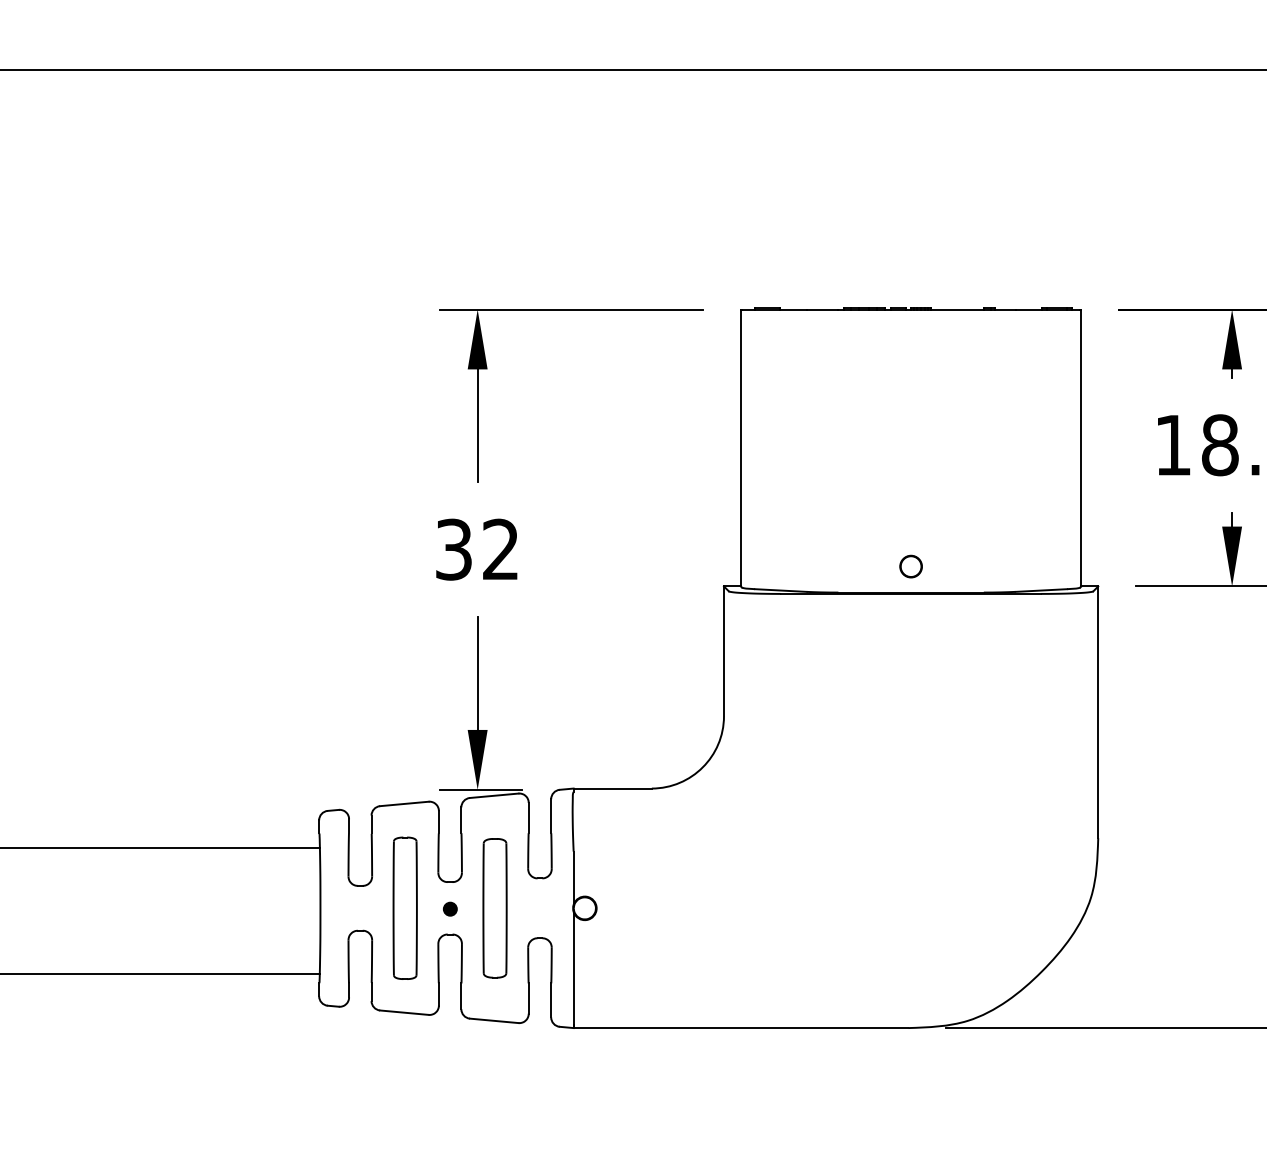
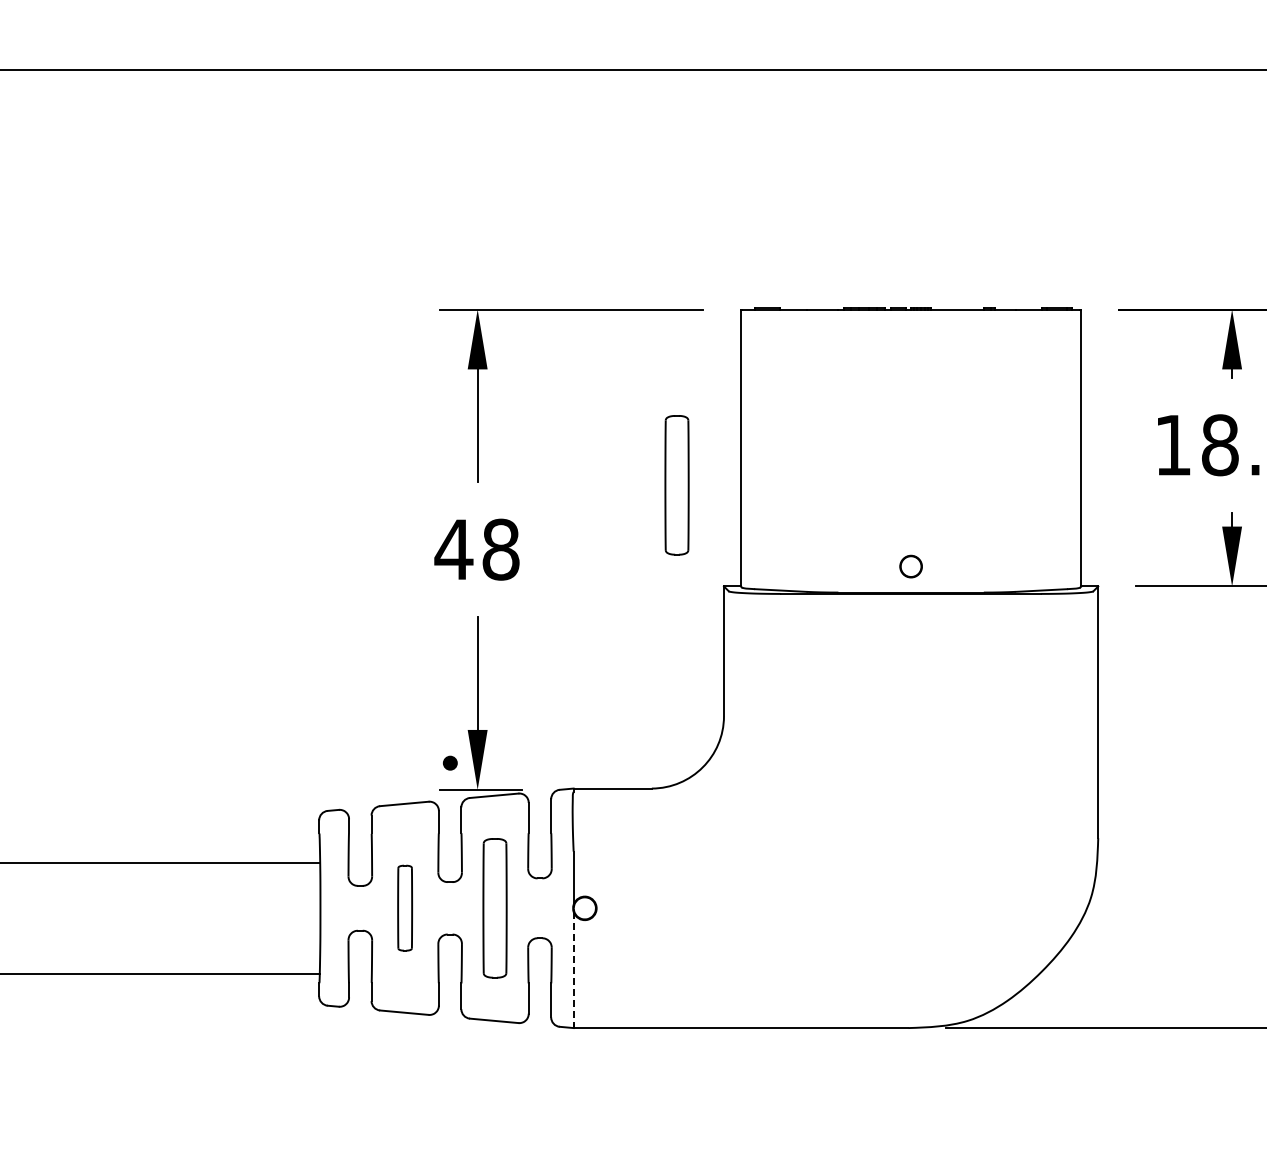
part: none -> present (676, 485)
text: 32 -> 48 (476, 549)
line position: (160, 848) -> (160, 863) (160, 863)
part size: 26x144 px -> 16x88 px (404, 907)
part position: (450, 908) -> (450, 762) (450, 762)
line: solid -> dashed (573, 970)
